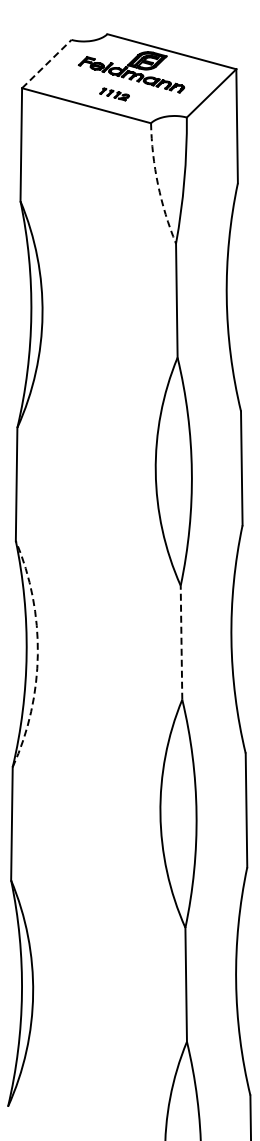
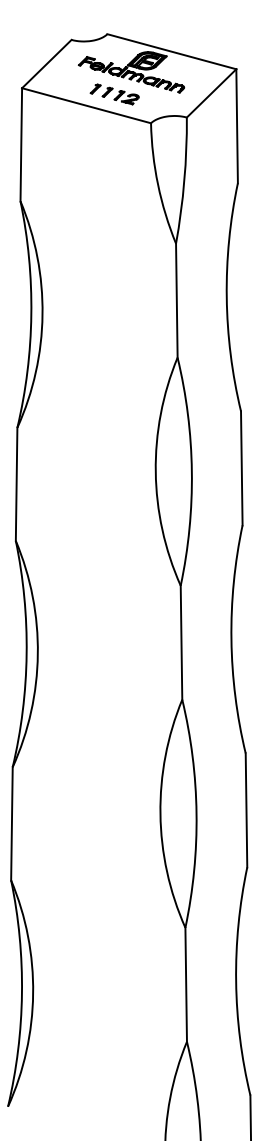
line: dashed -> solid (46, 64)
part size: 31x15 px -> 51x23 px (114, 94)
arc: dashed -> solid (158, 184)
line: dashed -> solid (181, 642)
arc: dashed -> solid (37, 654)
